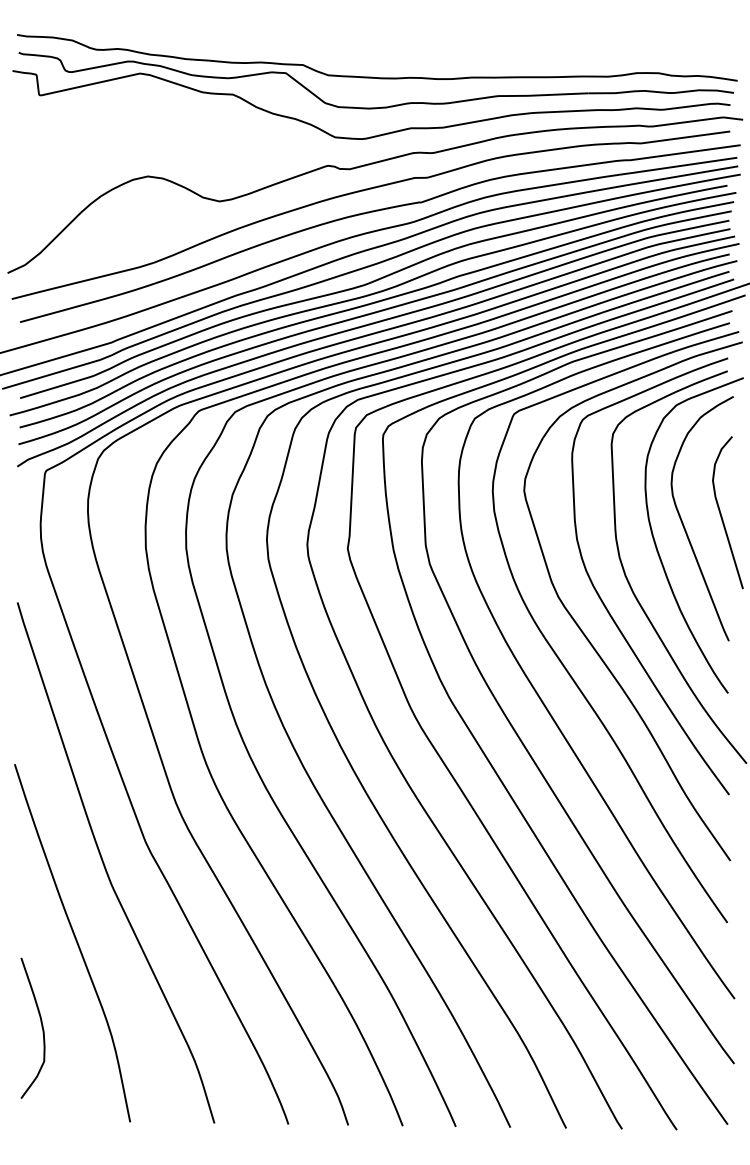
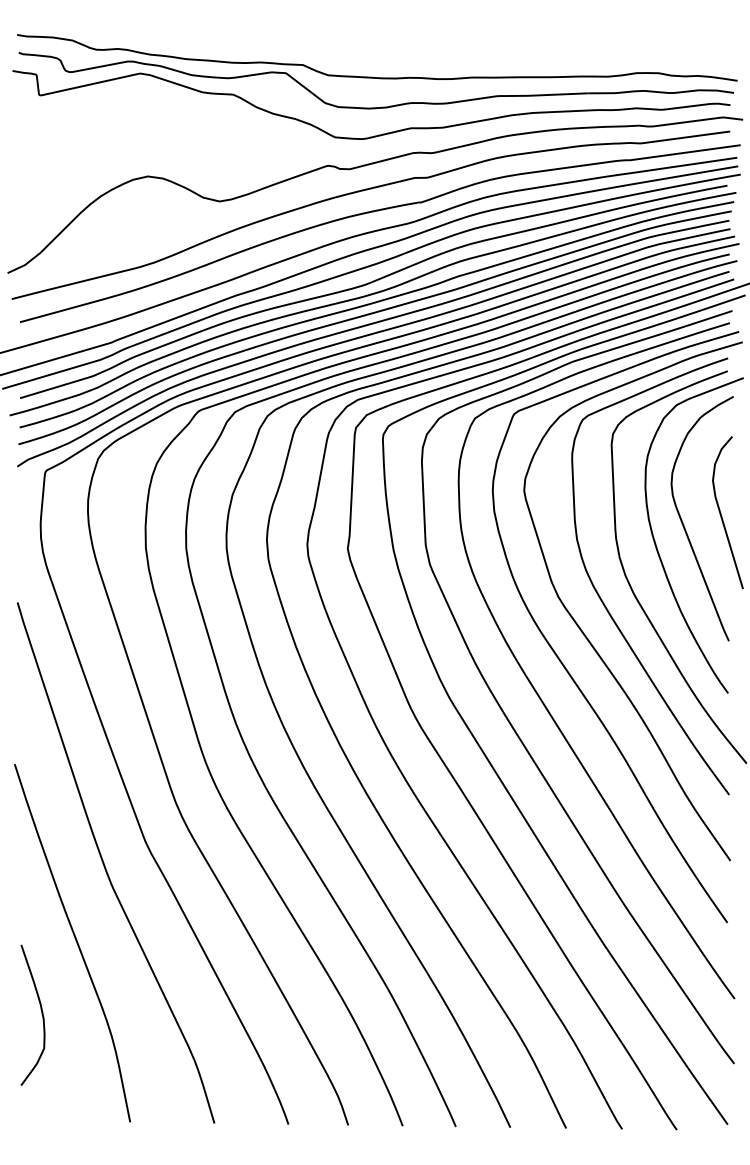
curve position: (41, 1027) -> (41, 1014) (41, 1014)
